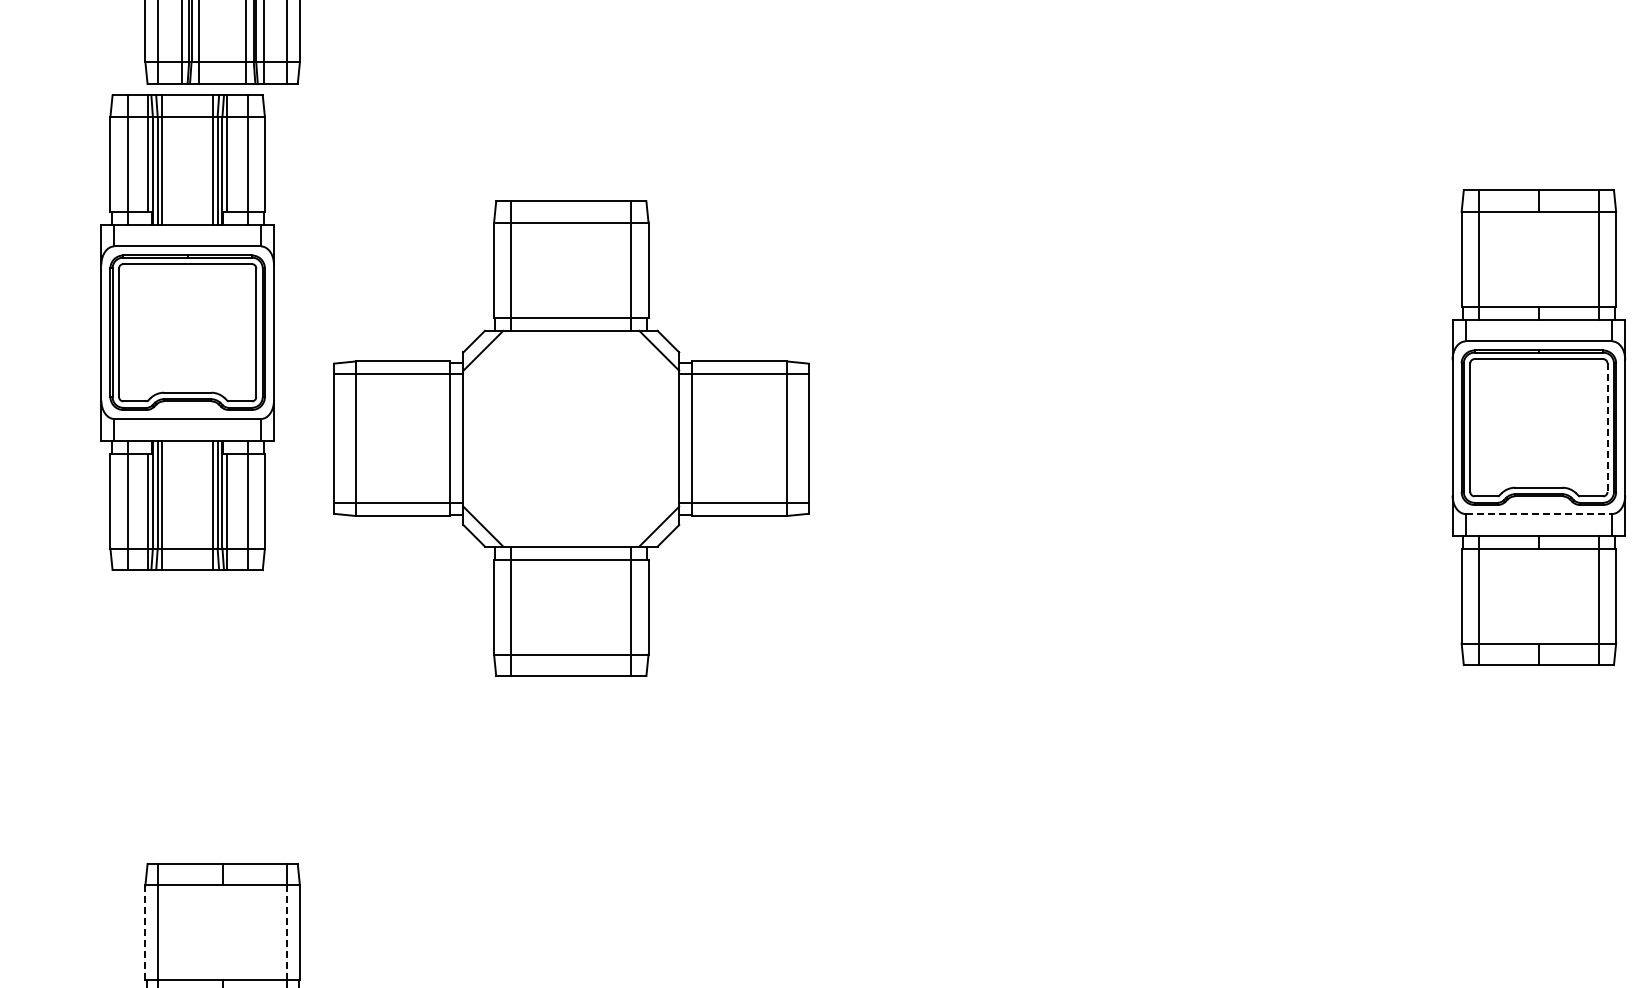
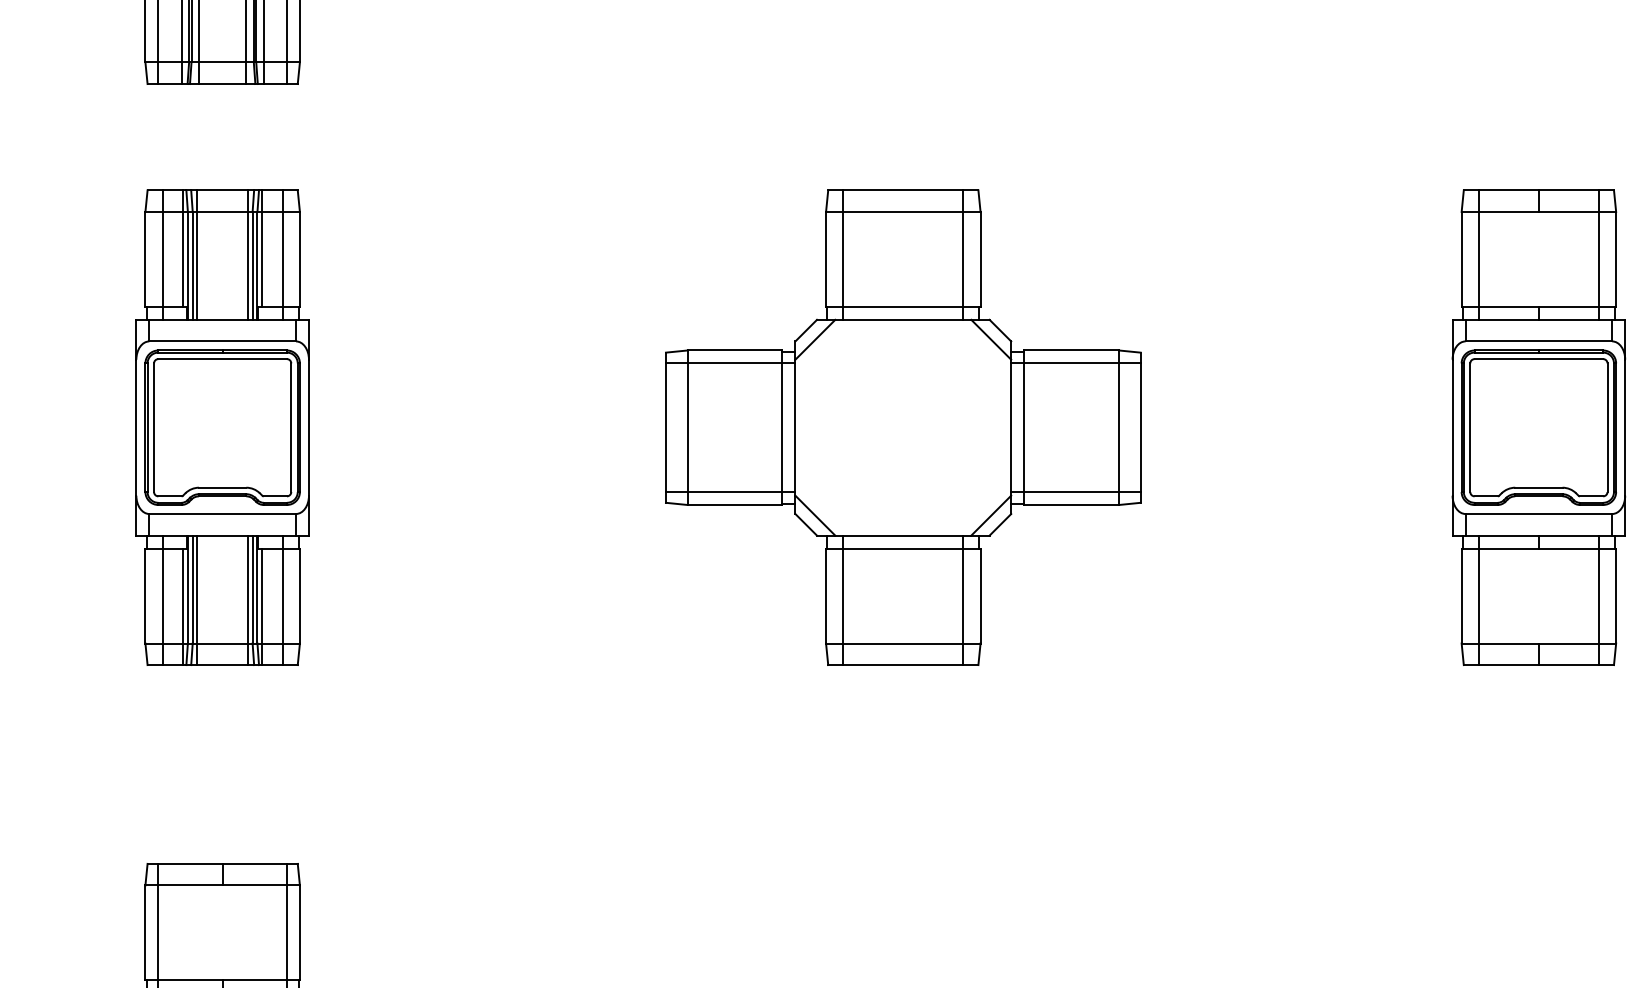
part position: (187, 332) -> (222, 427) (222, 427)
line: dashed -> solid (1607, 428)
part position: (571, 438) -> (903, 427) (903, 427)
line: dashed -> solid (1539, 514)
line: dashed -> solid (145, 933)
line: dashed -> solid (286, 933)
